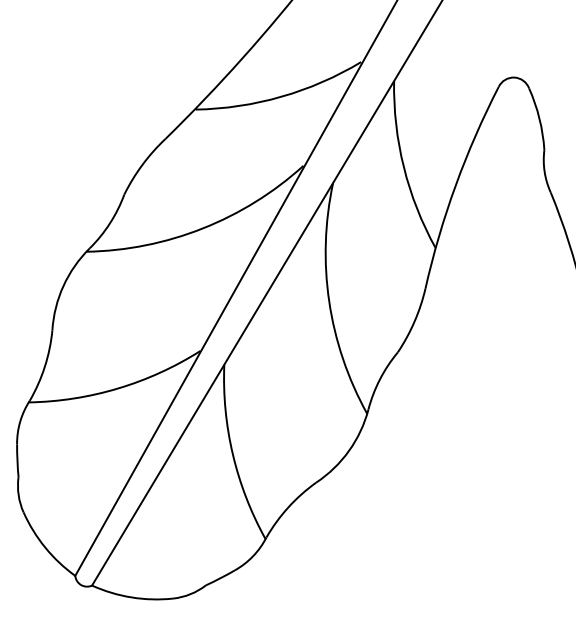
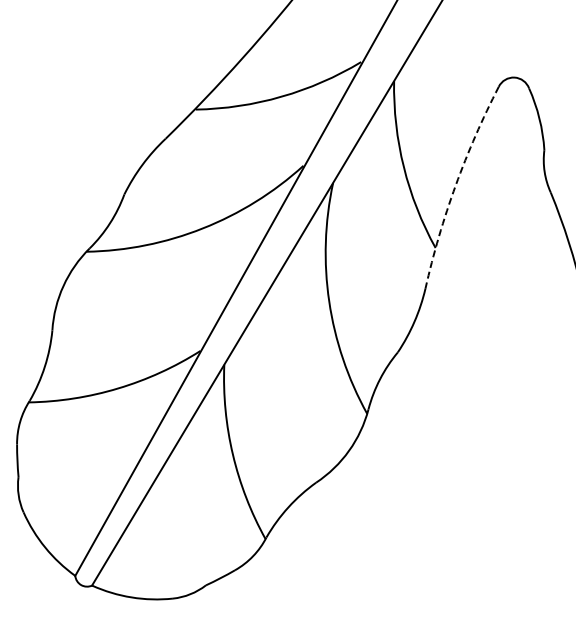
arc: solid -> dashed (455, 185)
